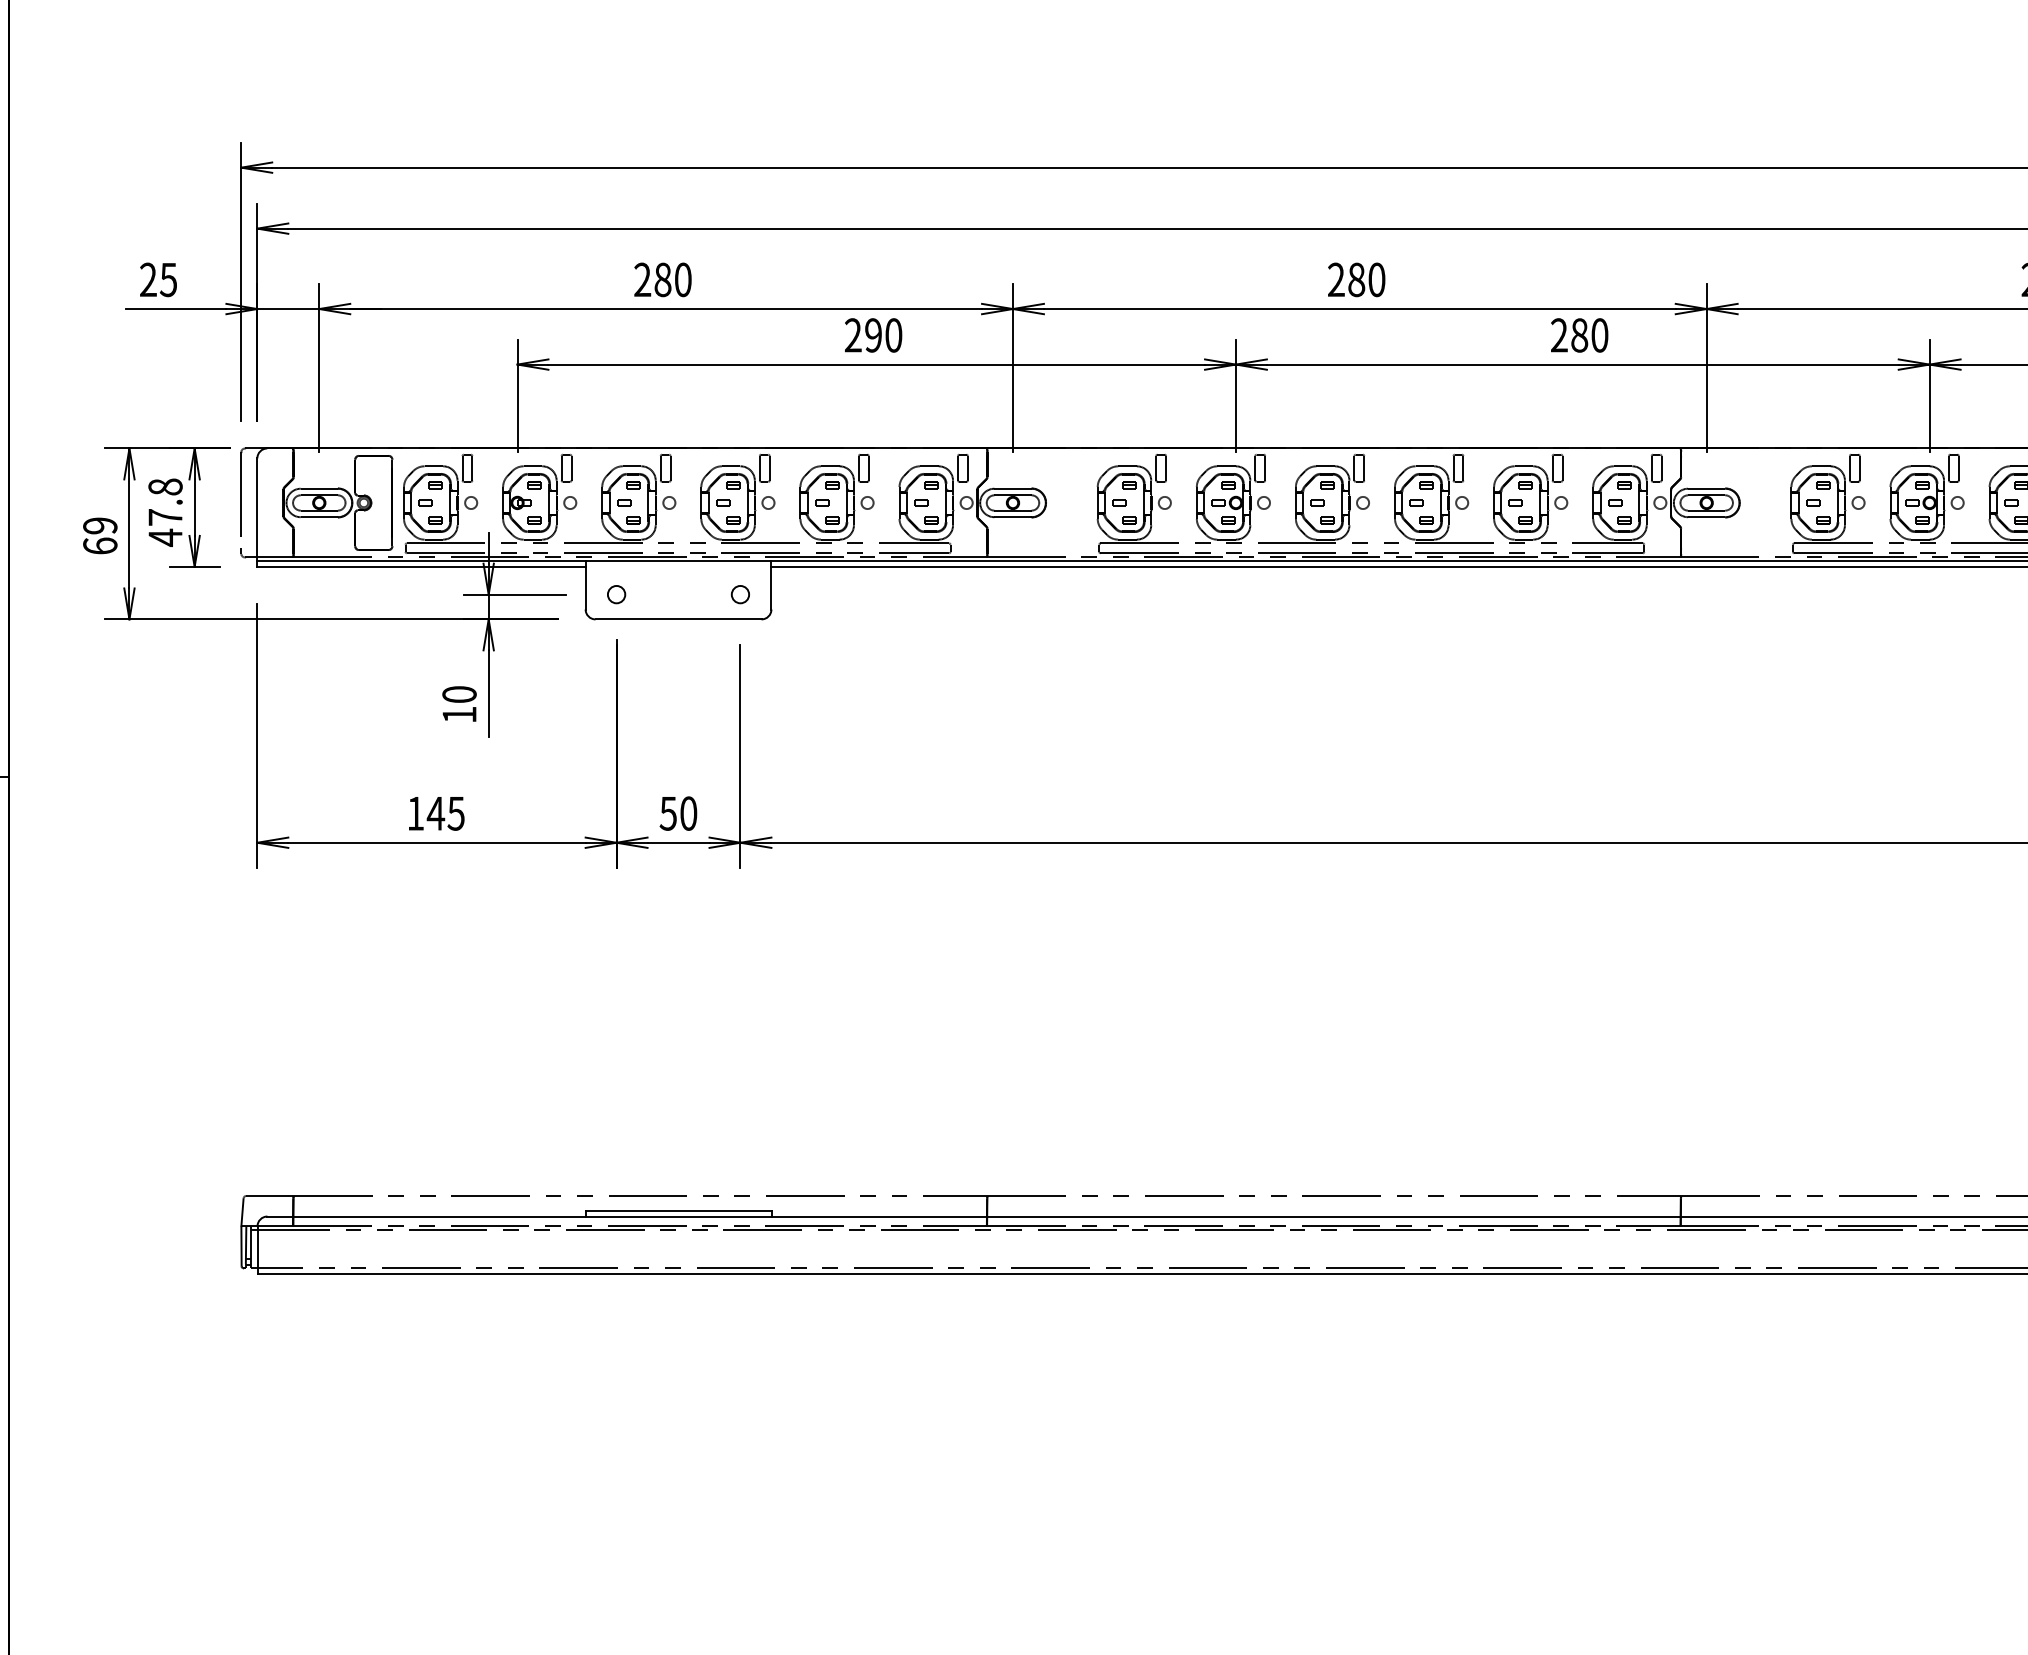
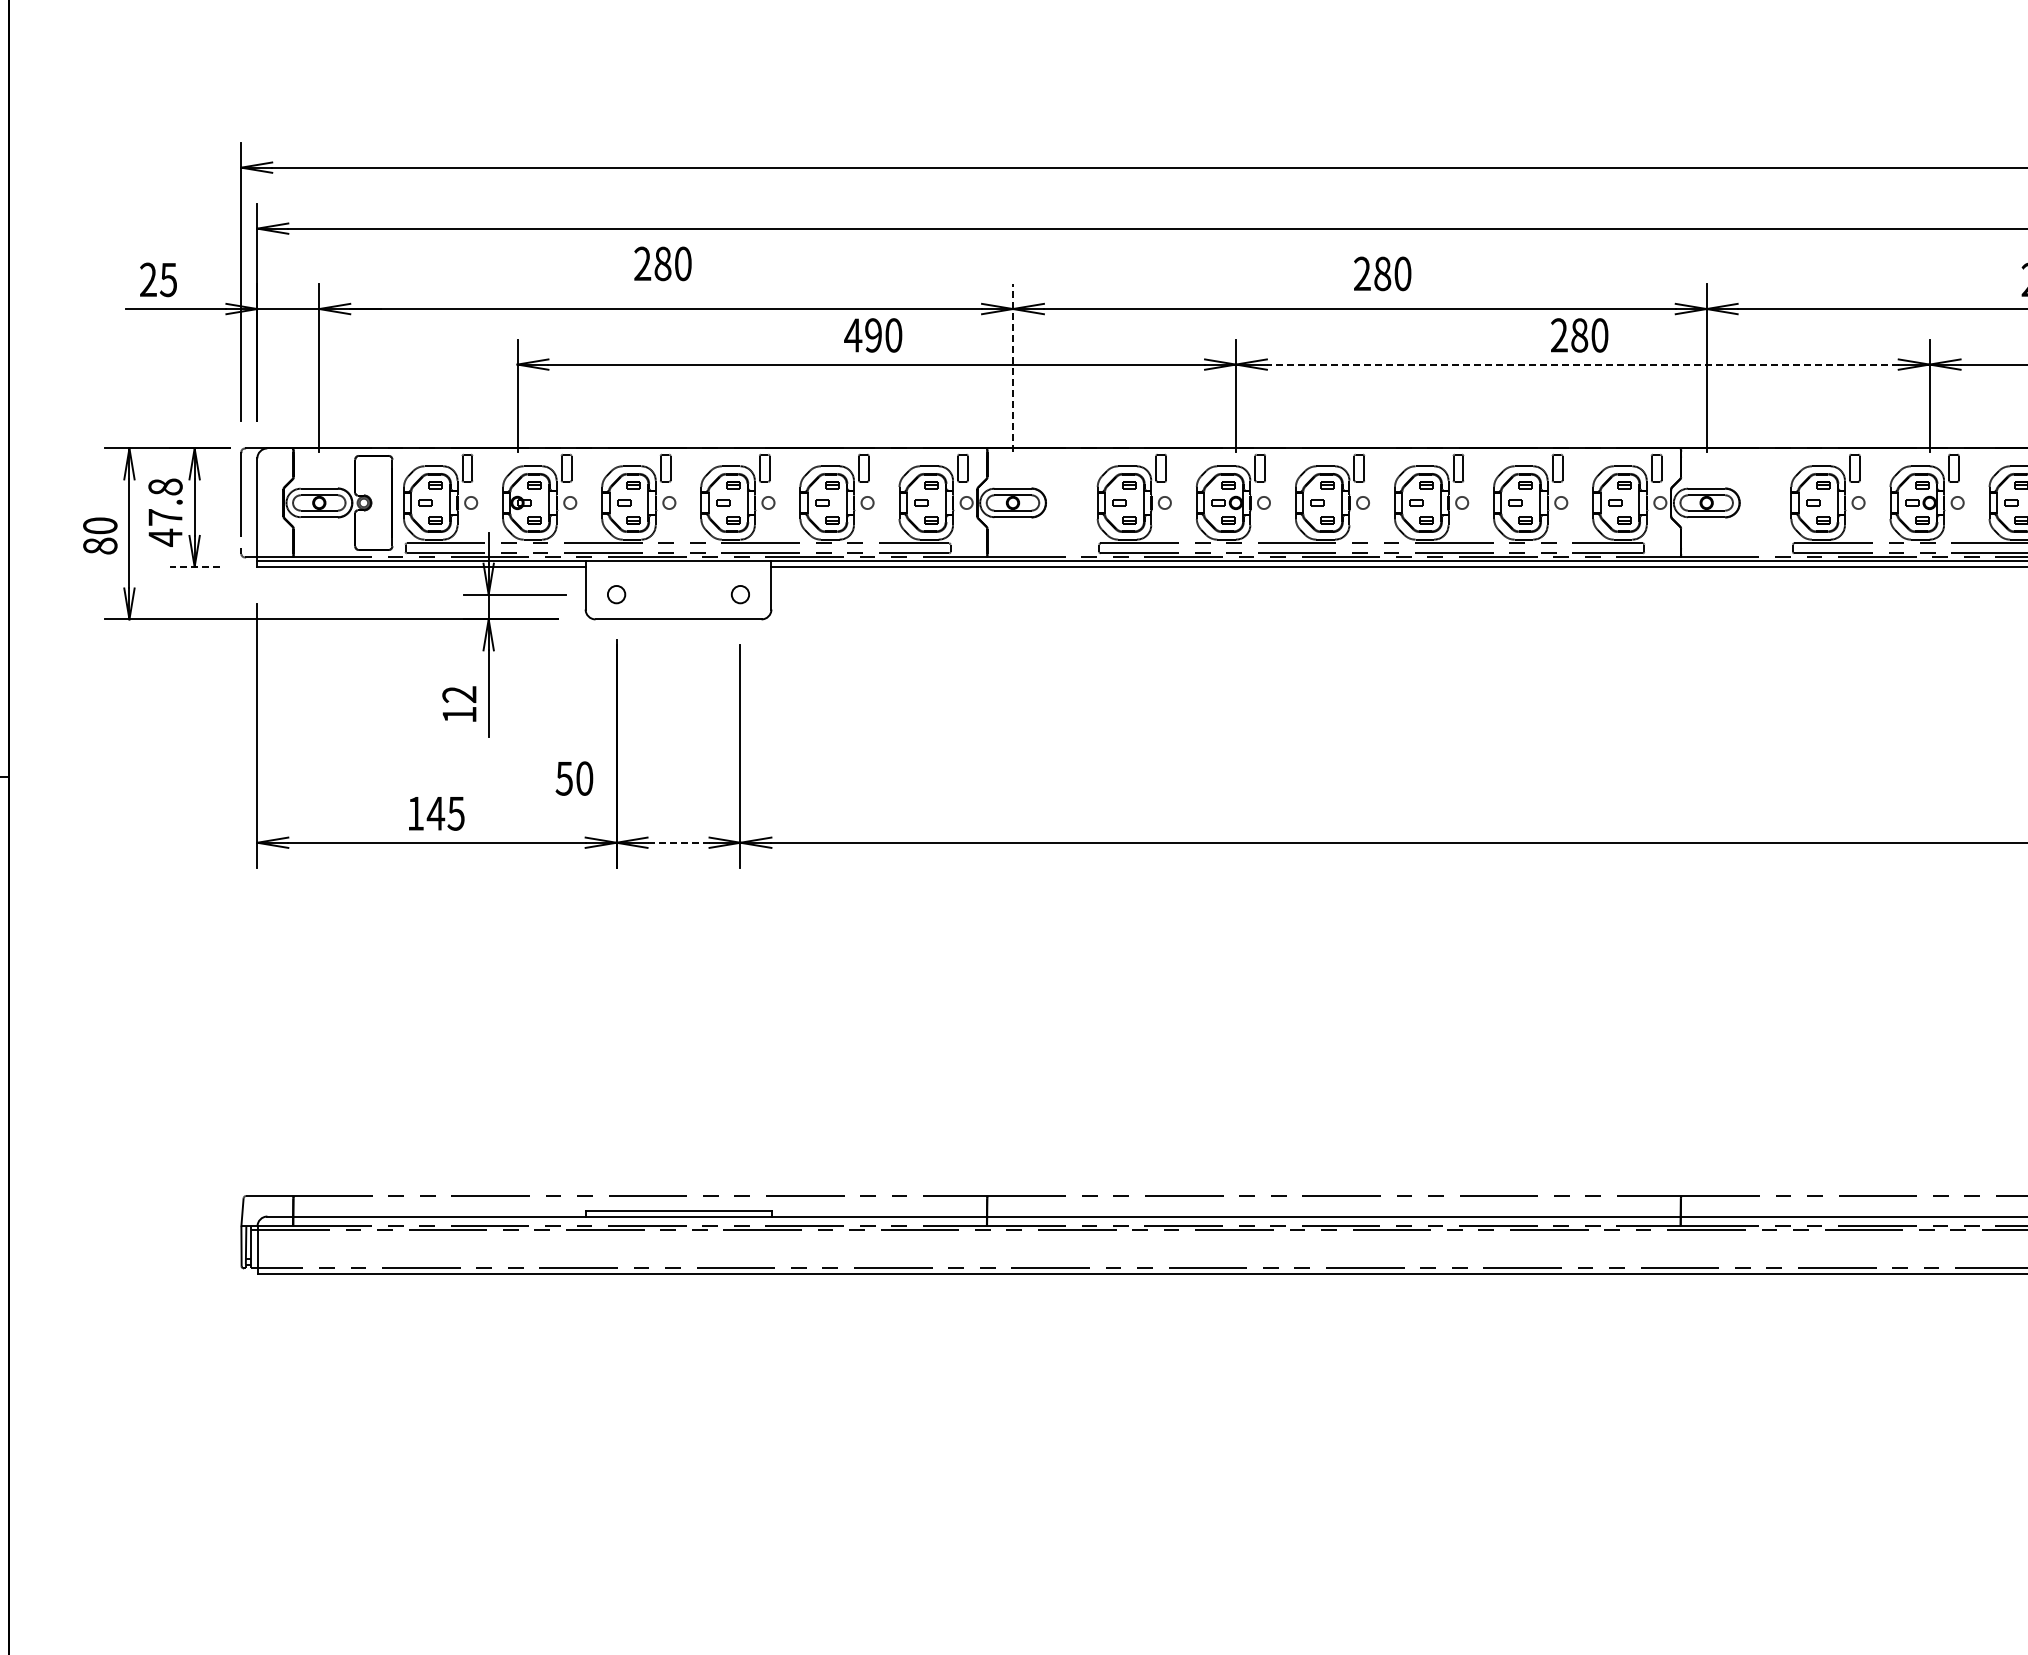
text position: (662, 279) -> (662, 263) (662, 263)
text position: (1356, 279) -> (1382, 273) (1382, 273)
text: 290 -> 490 (853, 335)
line: solid -> dashed (1582, 364)
line: solid -> dashed (1013, 368)
text: 69 -> 80 (100, 535)
line: solid -> dashed (194, 566)
text: 10 -> 12 (459, 694)
text position: (678, 813) -> (574, 778) (574, 778)
line: solid -> dashed (678, 842)
